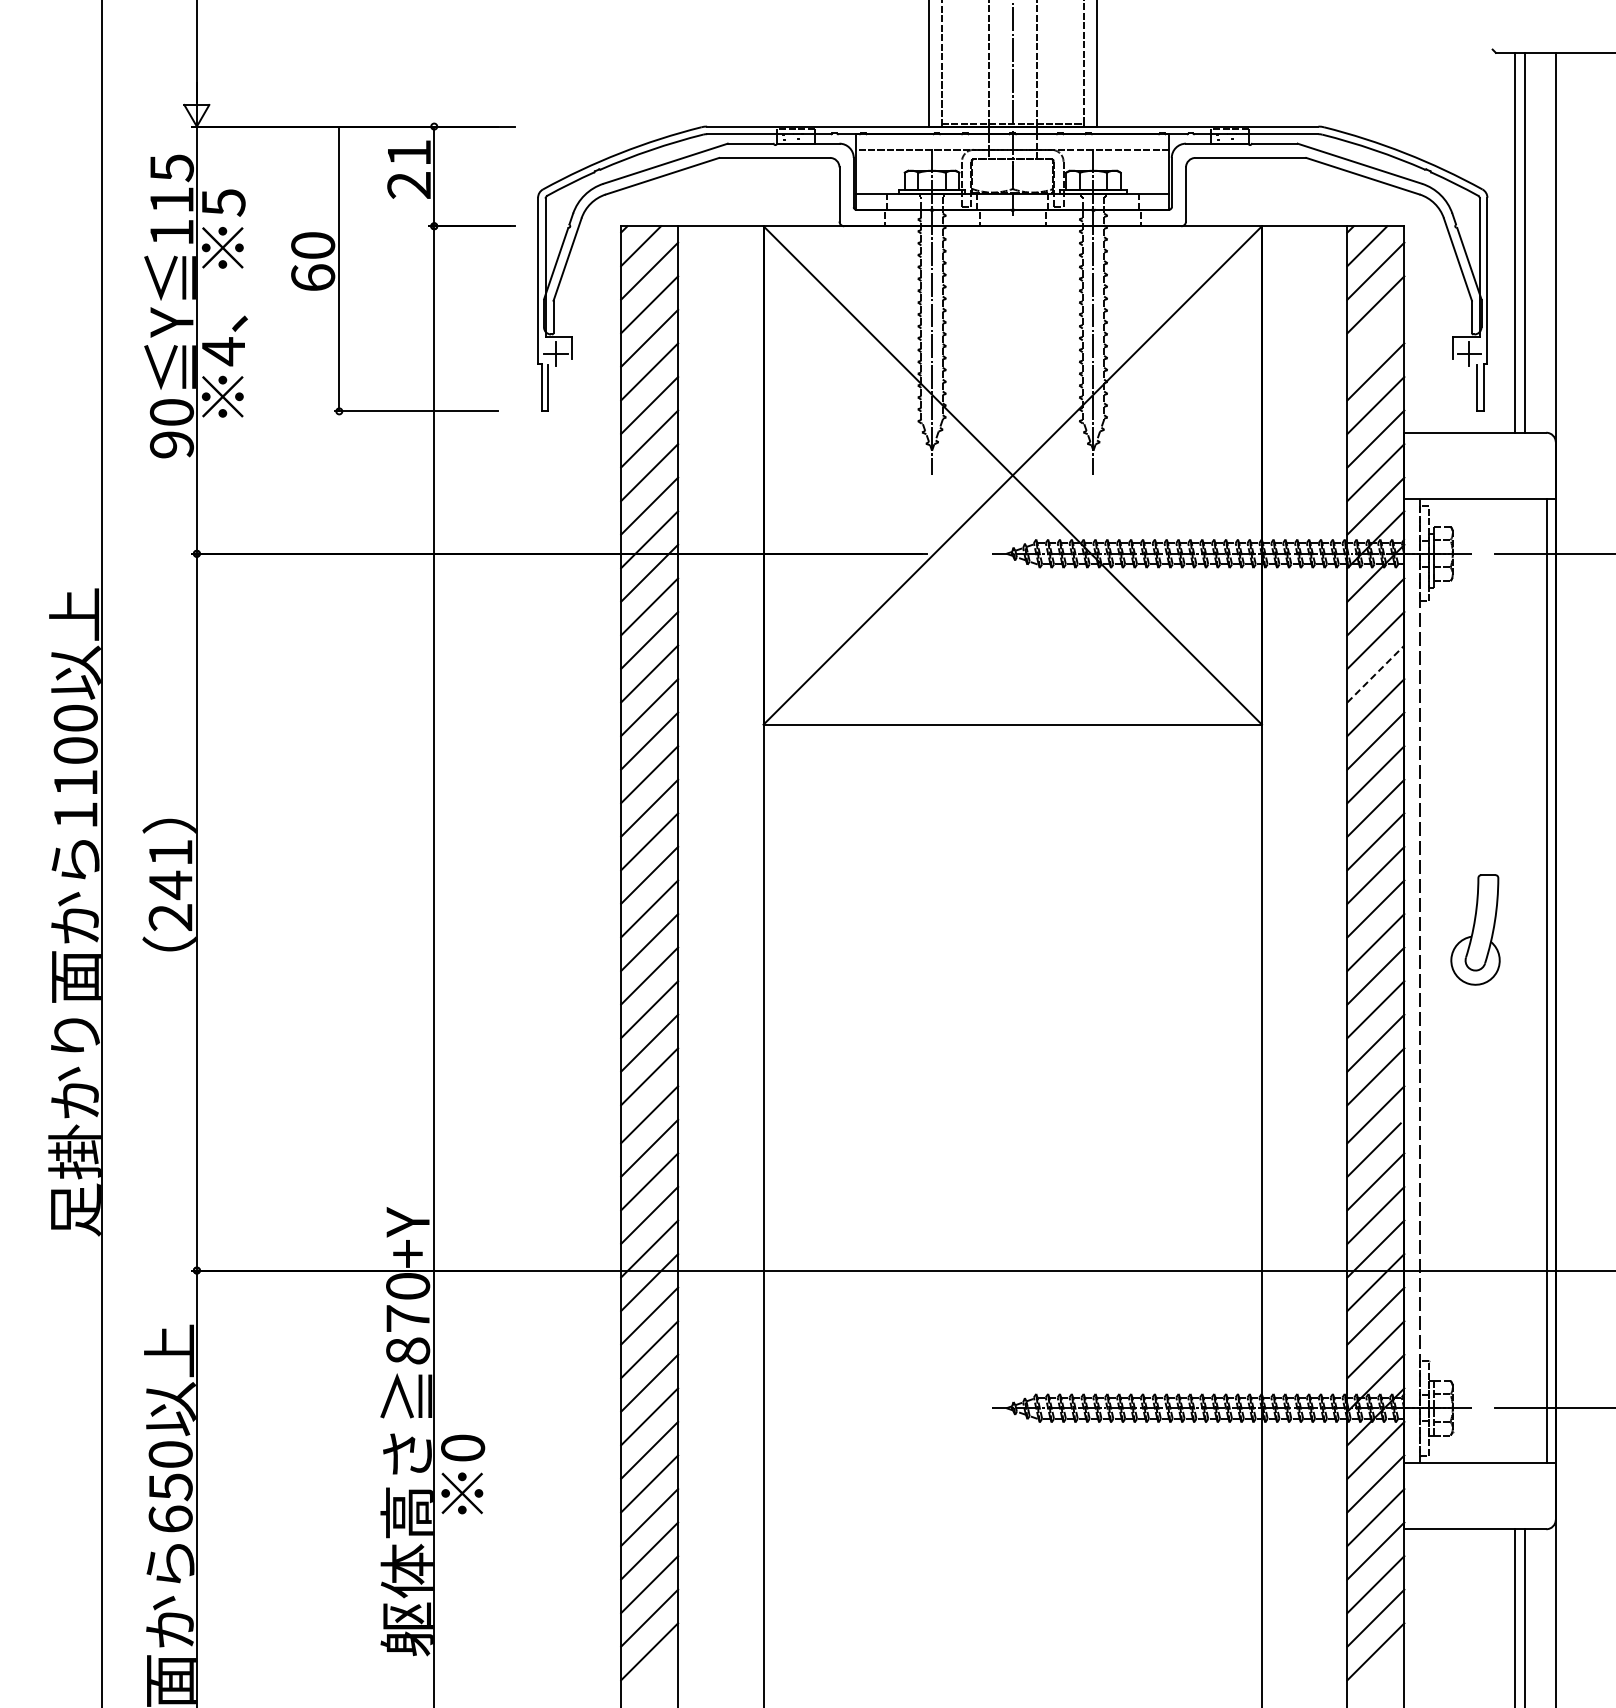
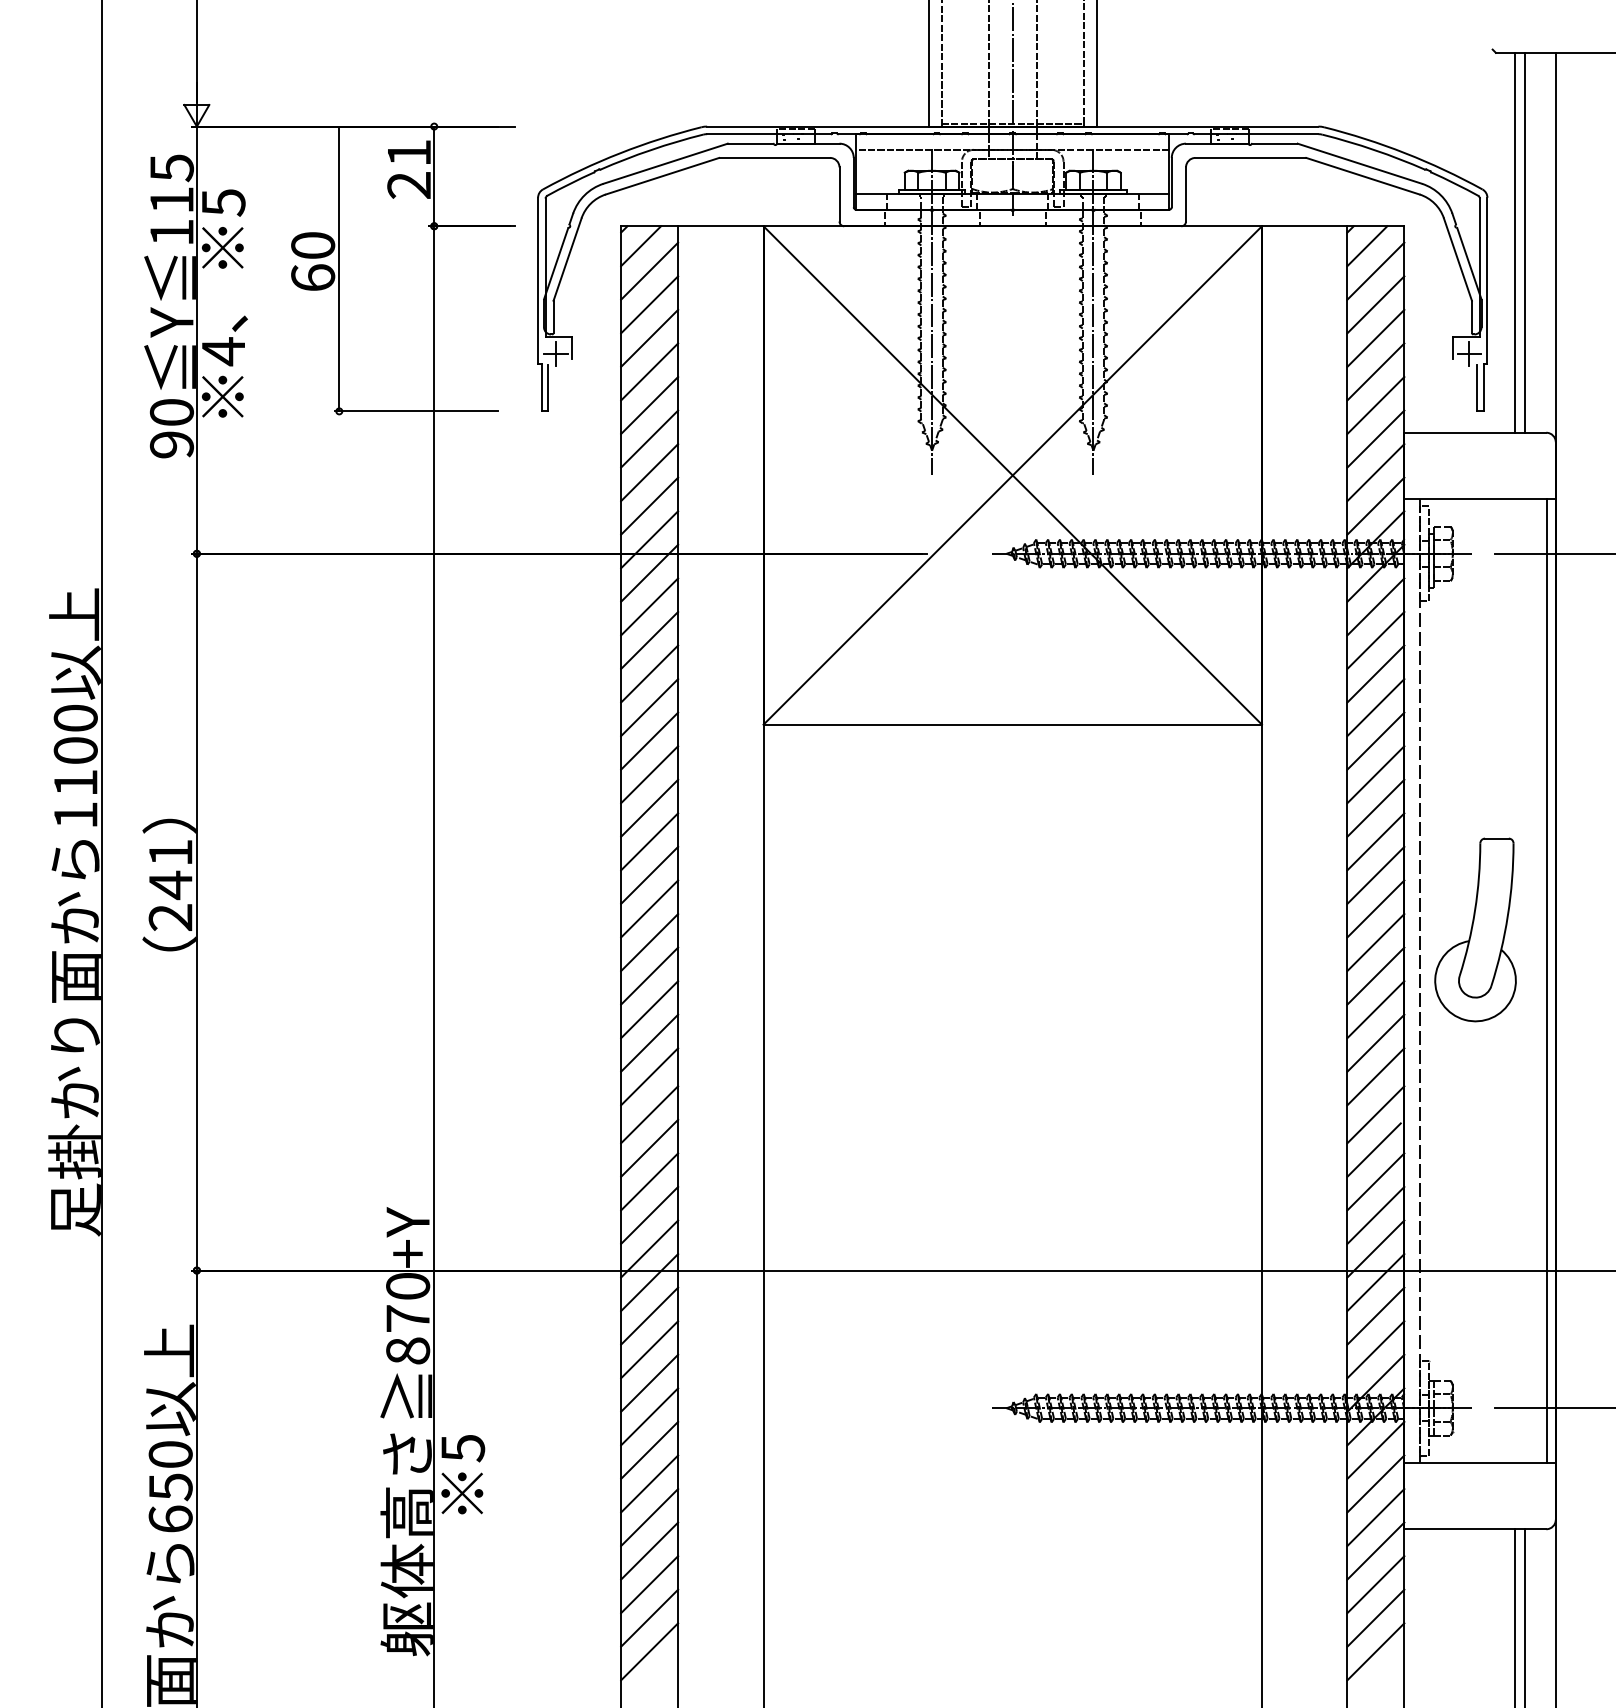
line: none -> present (1375, 337)
line: dashed -> solid (1376, 673)
part size: 51x112 px -> 83x186 px (1475, 929)
text: 0 -> 5 (463, 1448)
